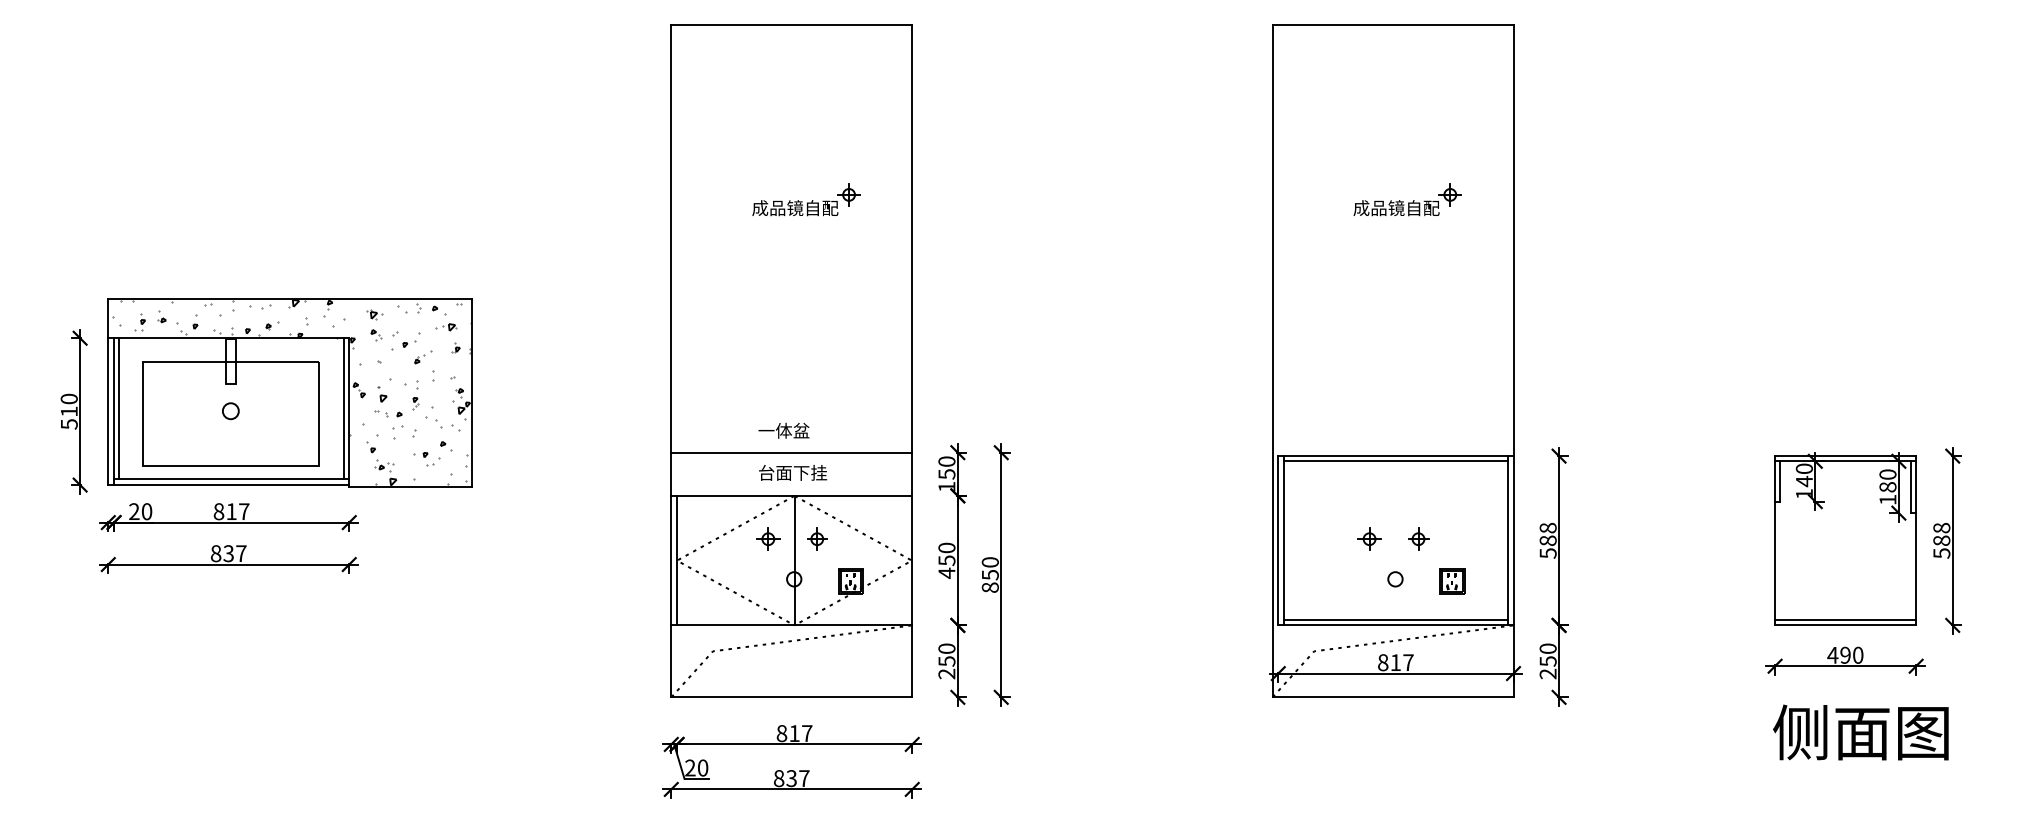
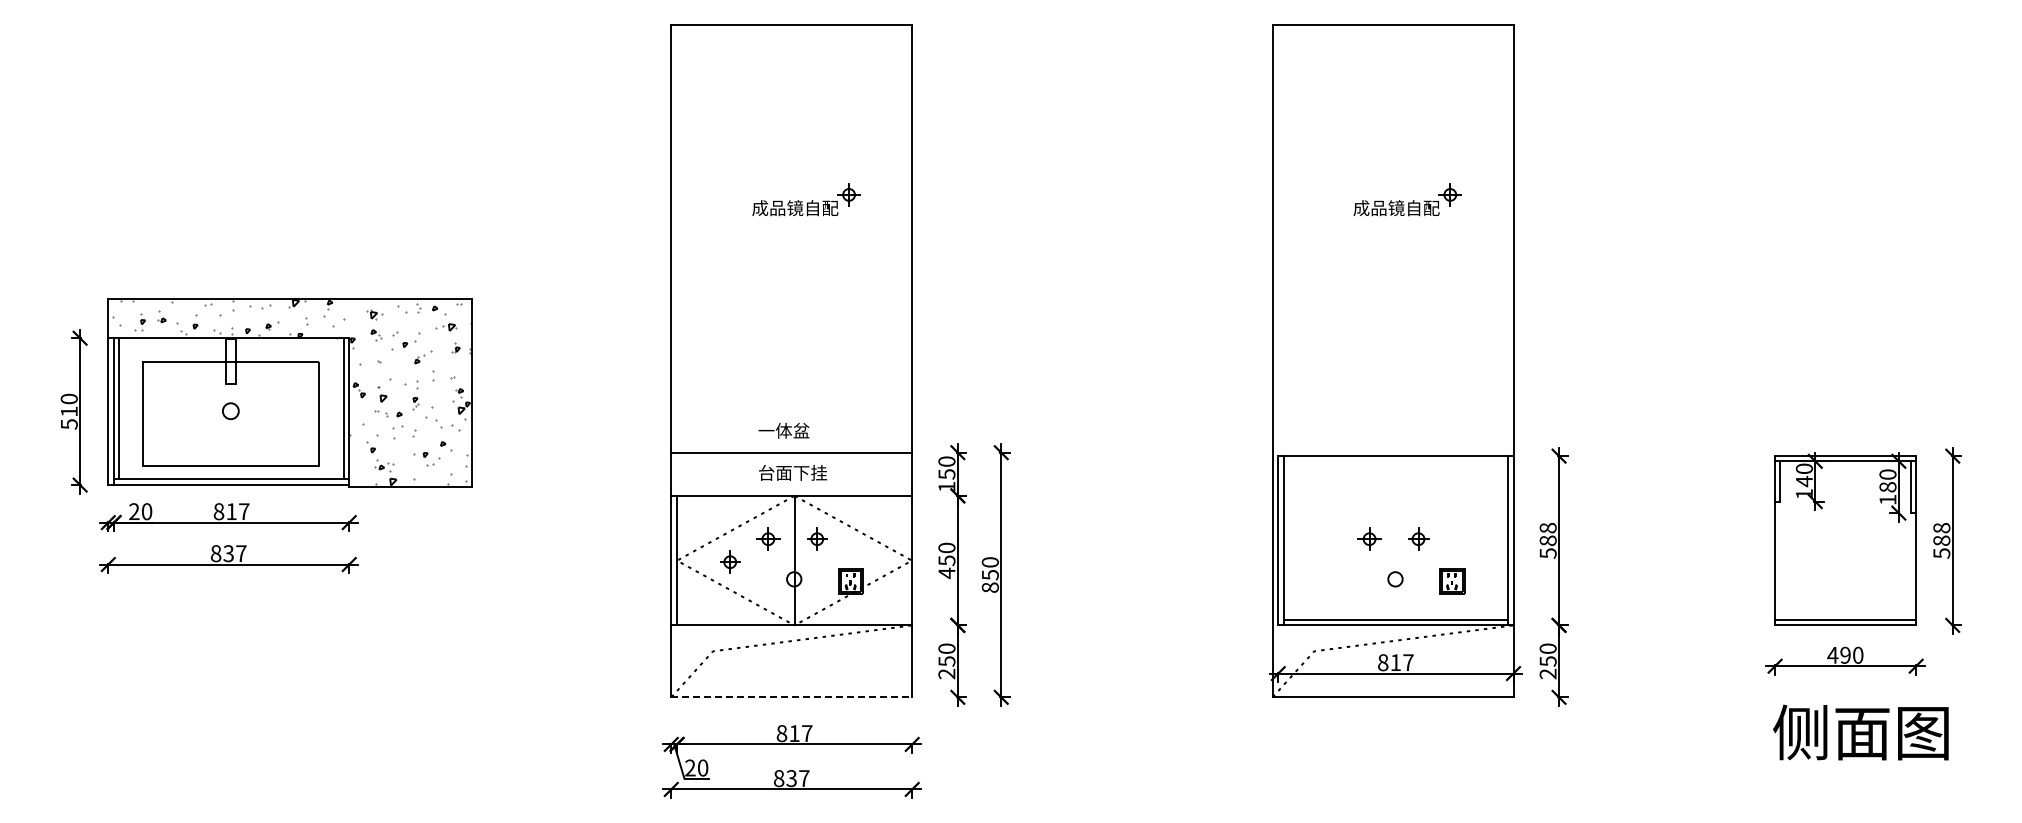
line: present -> none (1395, 461)
part: none -> present (730, 561)
line: solid -> dashed (792, 697)
